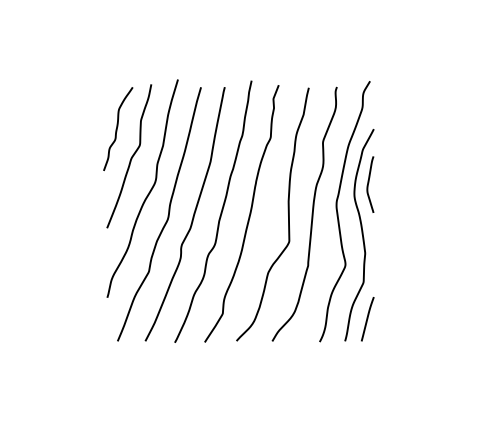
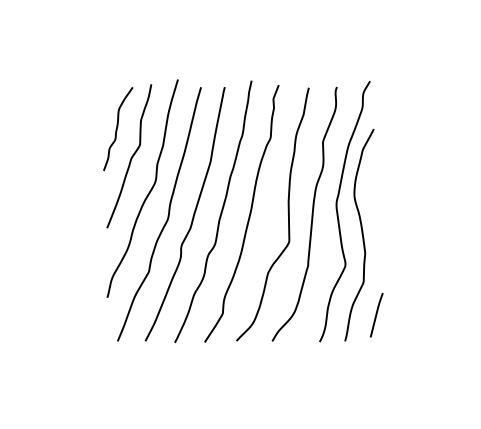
curve: present -> none (369, 183)
line position: (367, 319) -> (376, 315) (376, 315)
